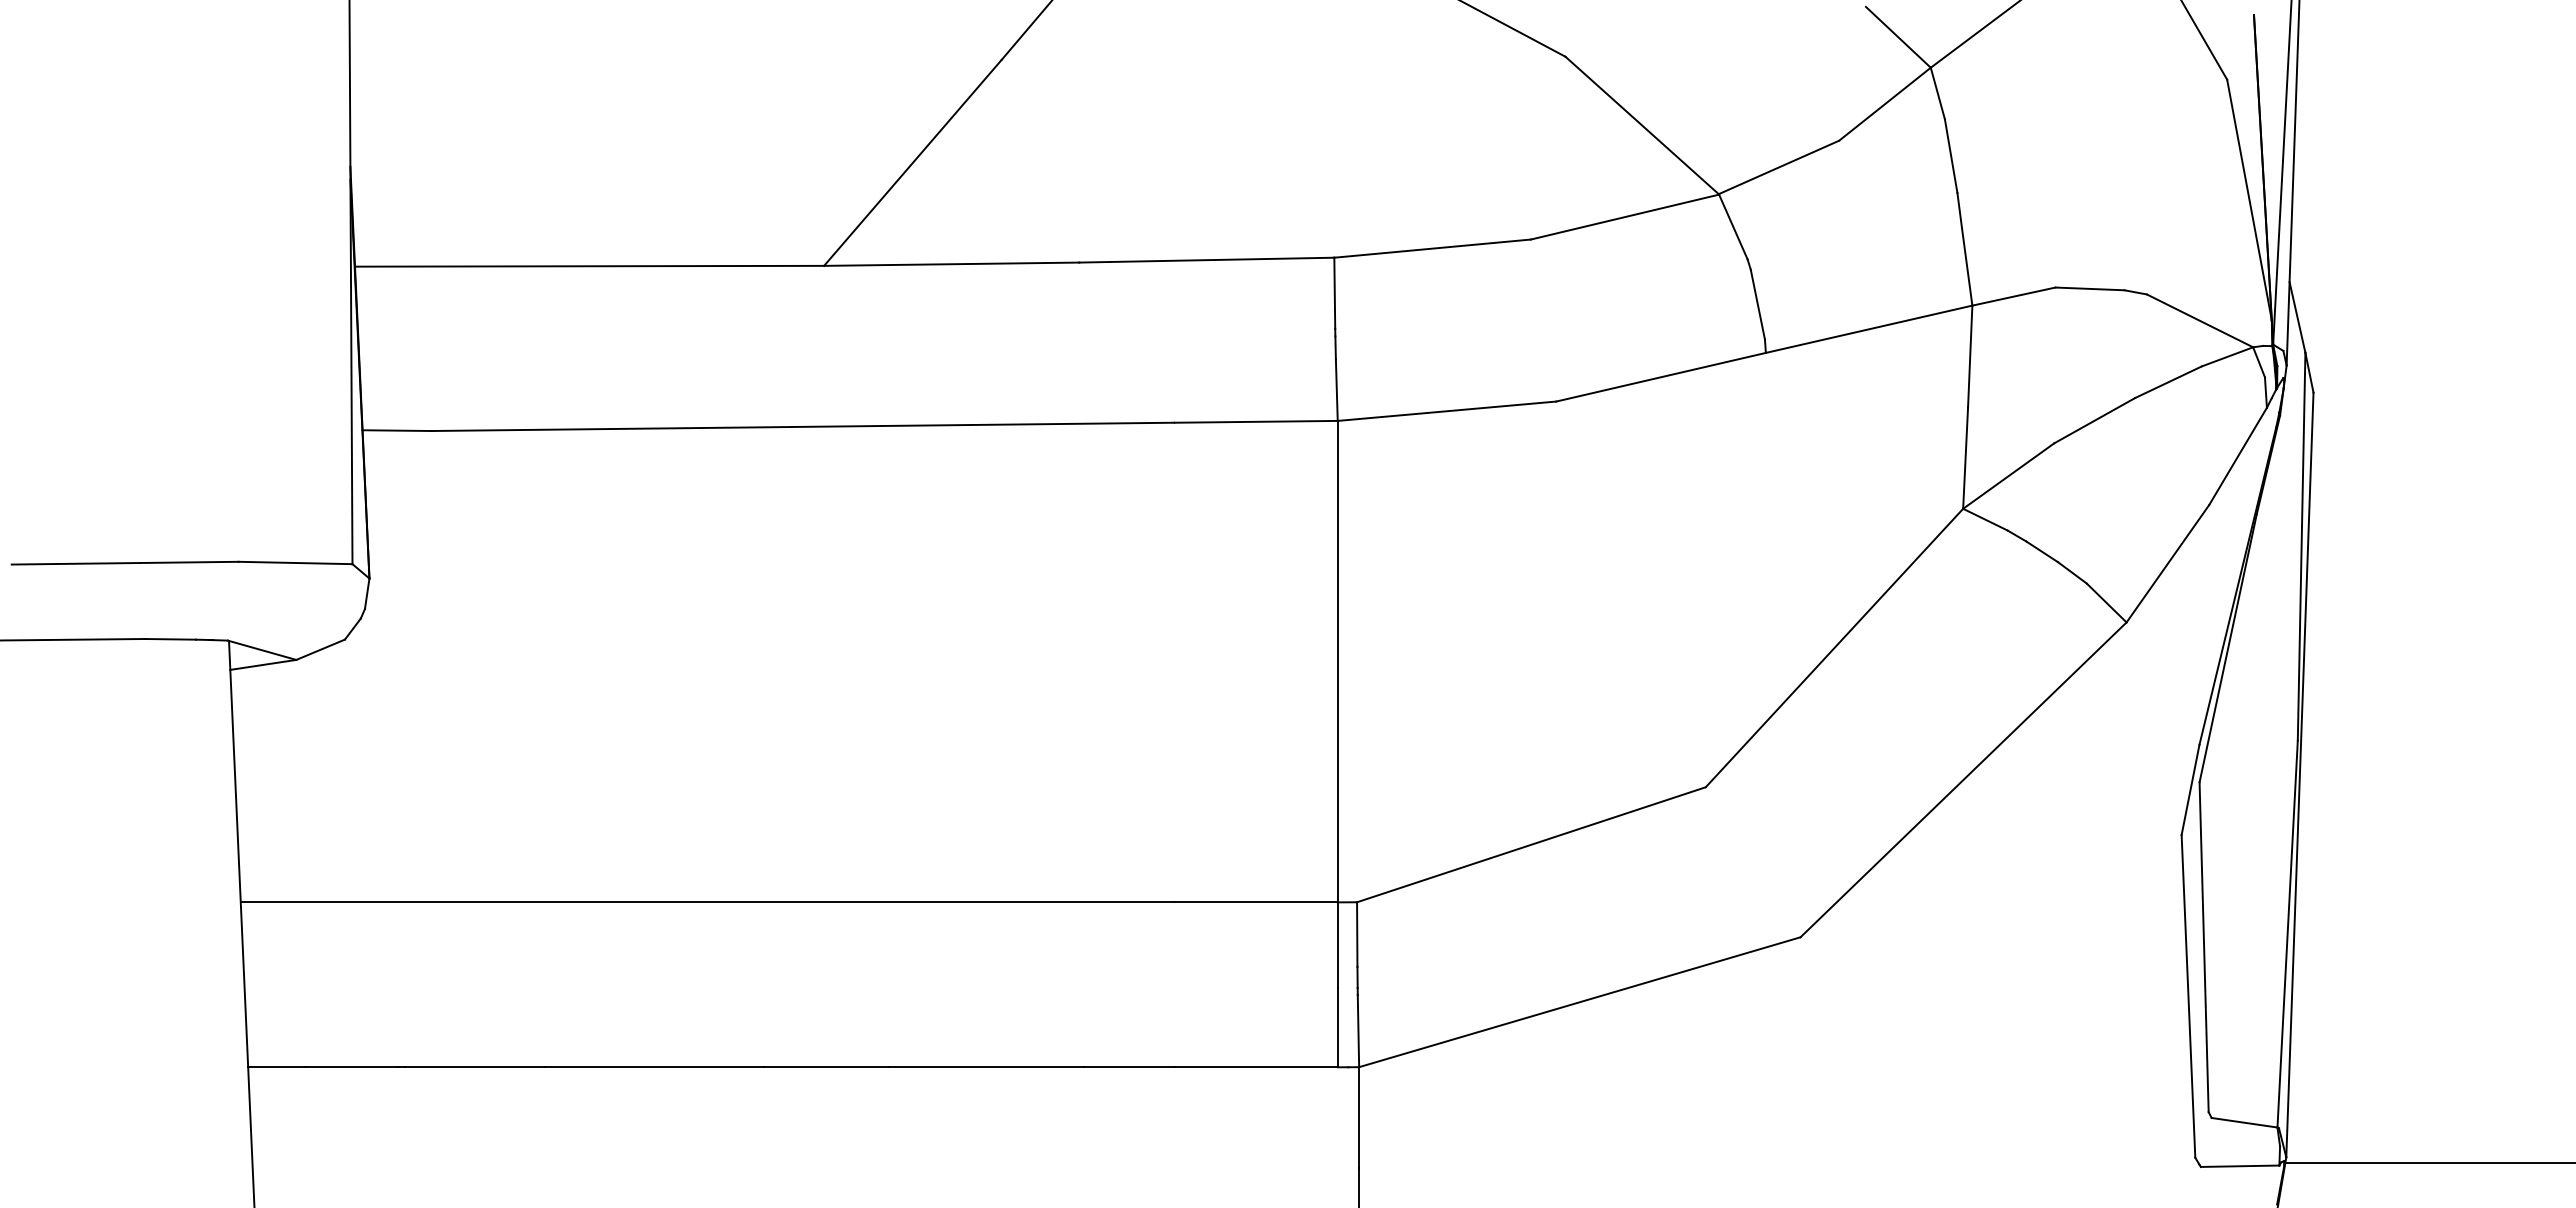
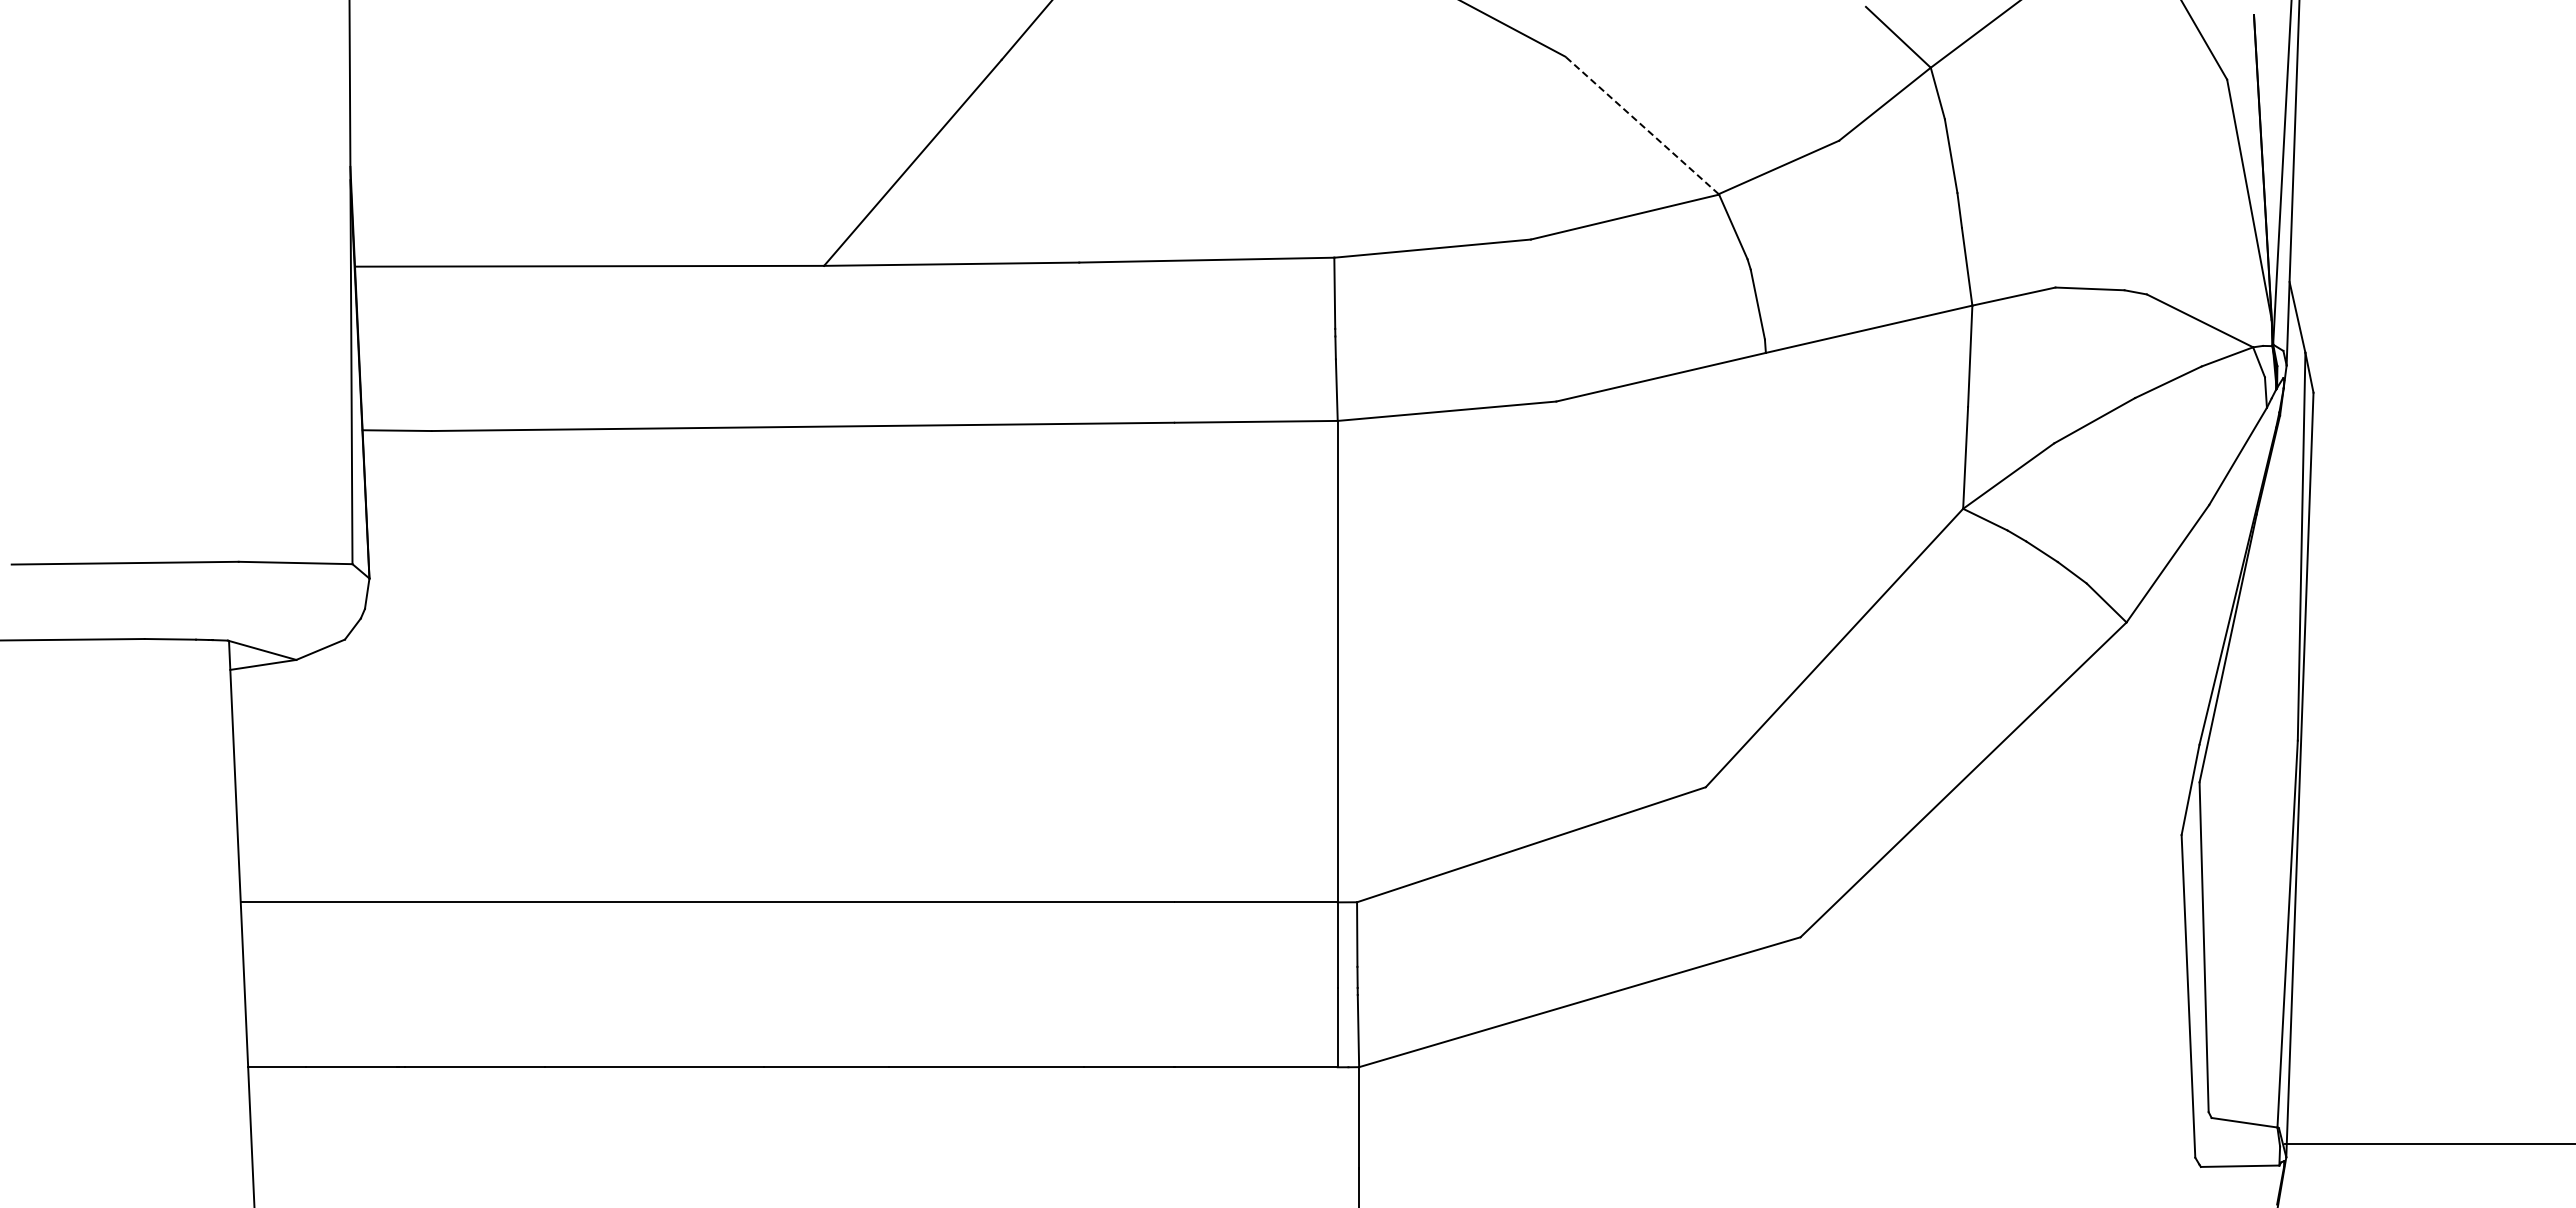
line: solid -> dashed (1642, 125)
line position: (2428, 1163) -> (2428, 1144) (2428, 1144)
